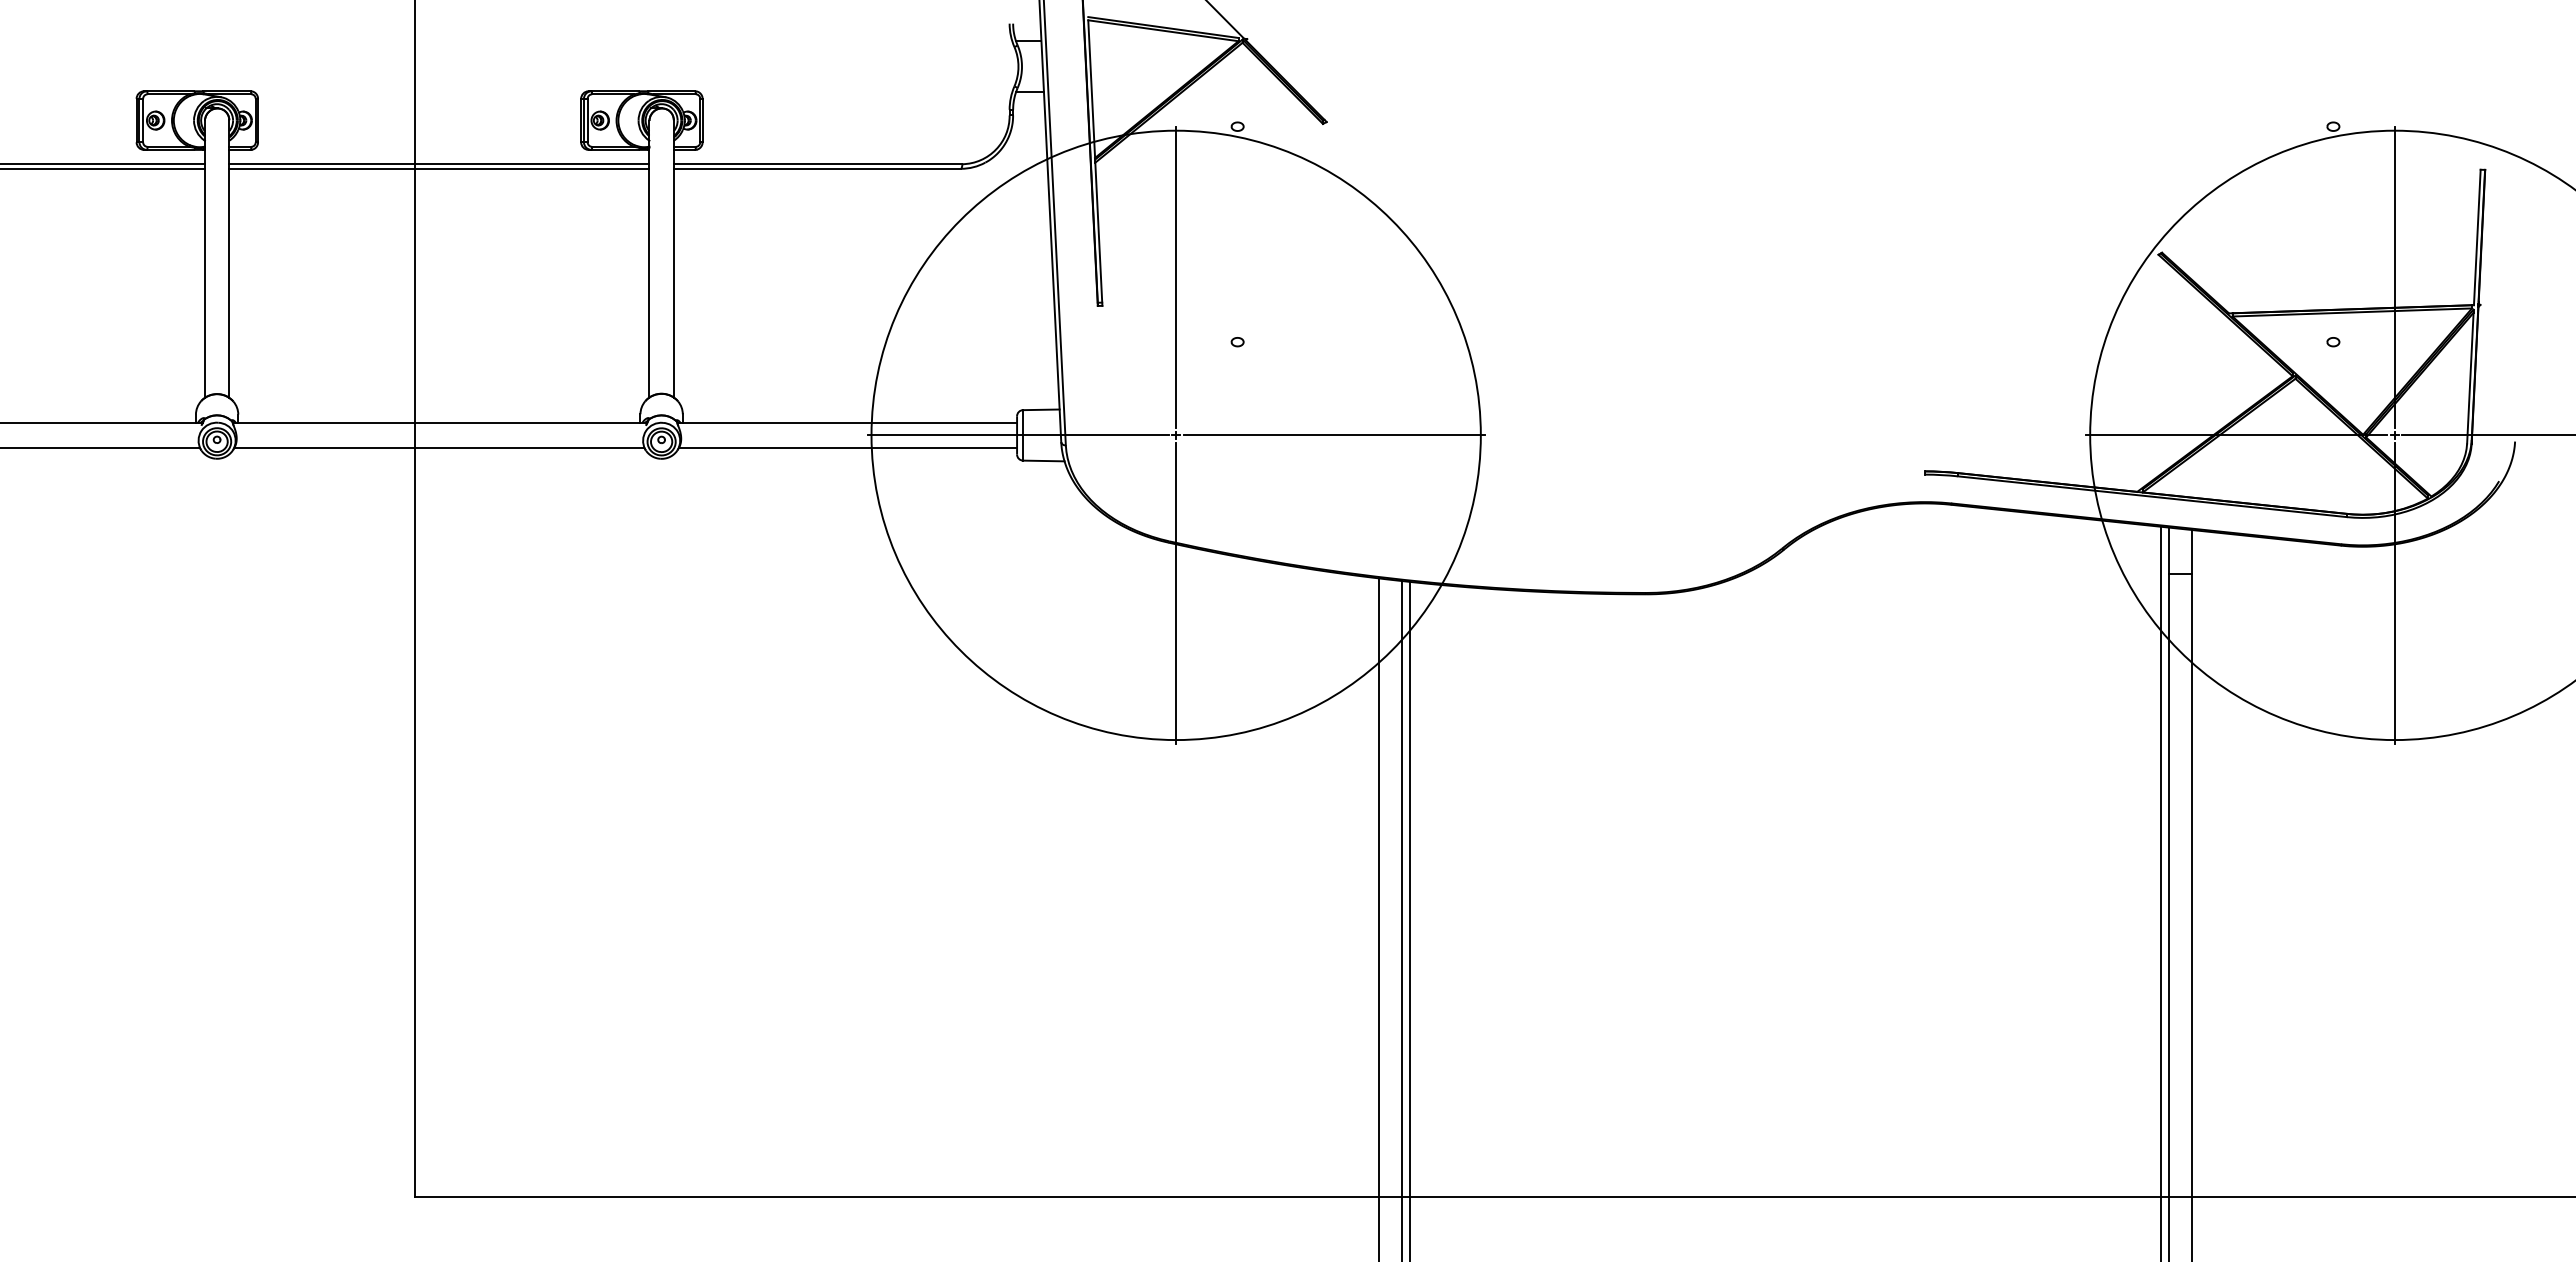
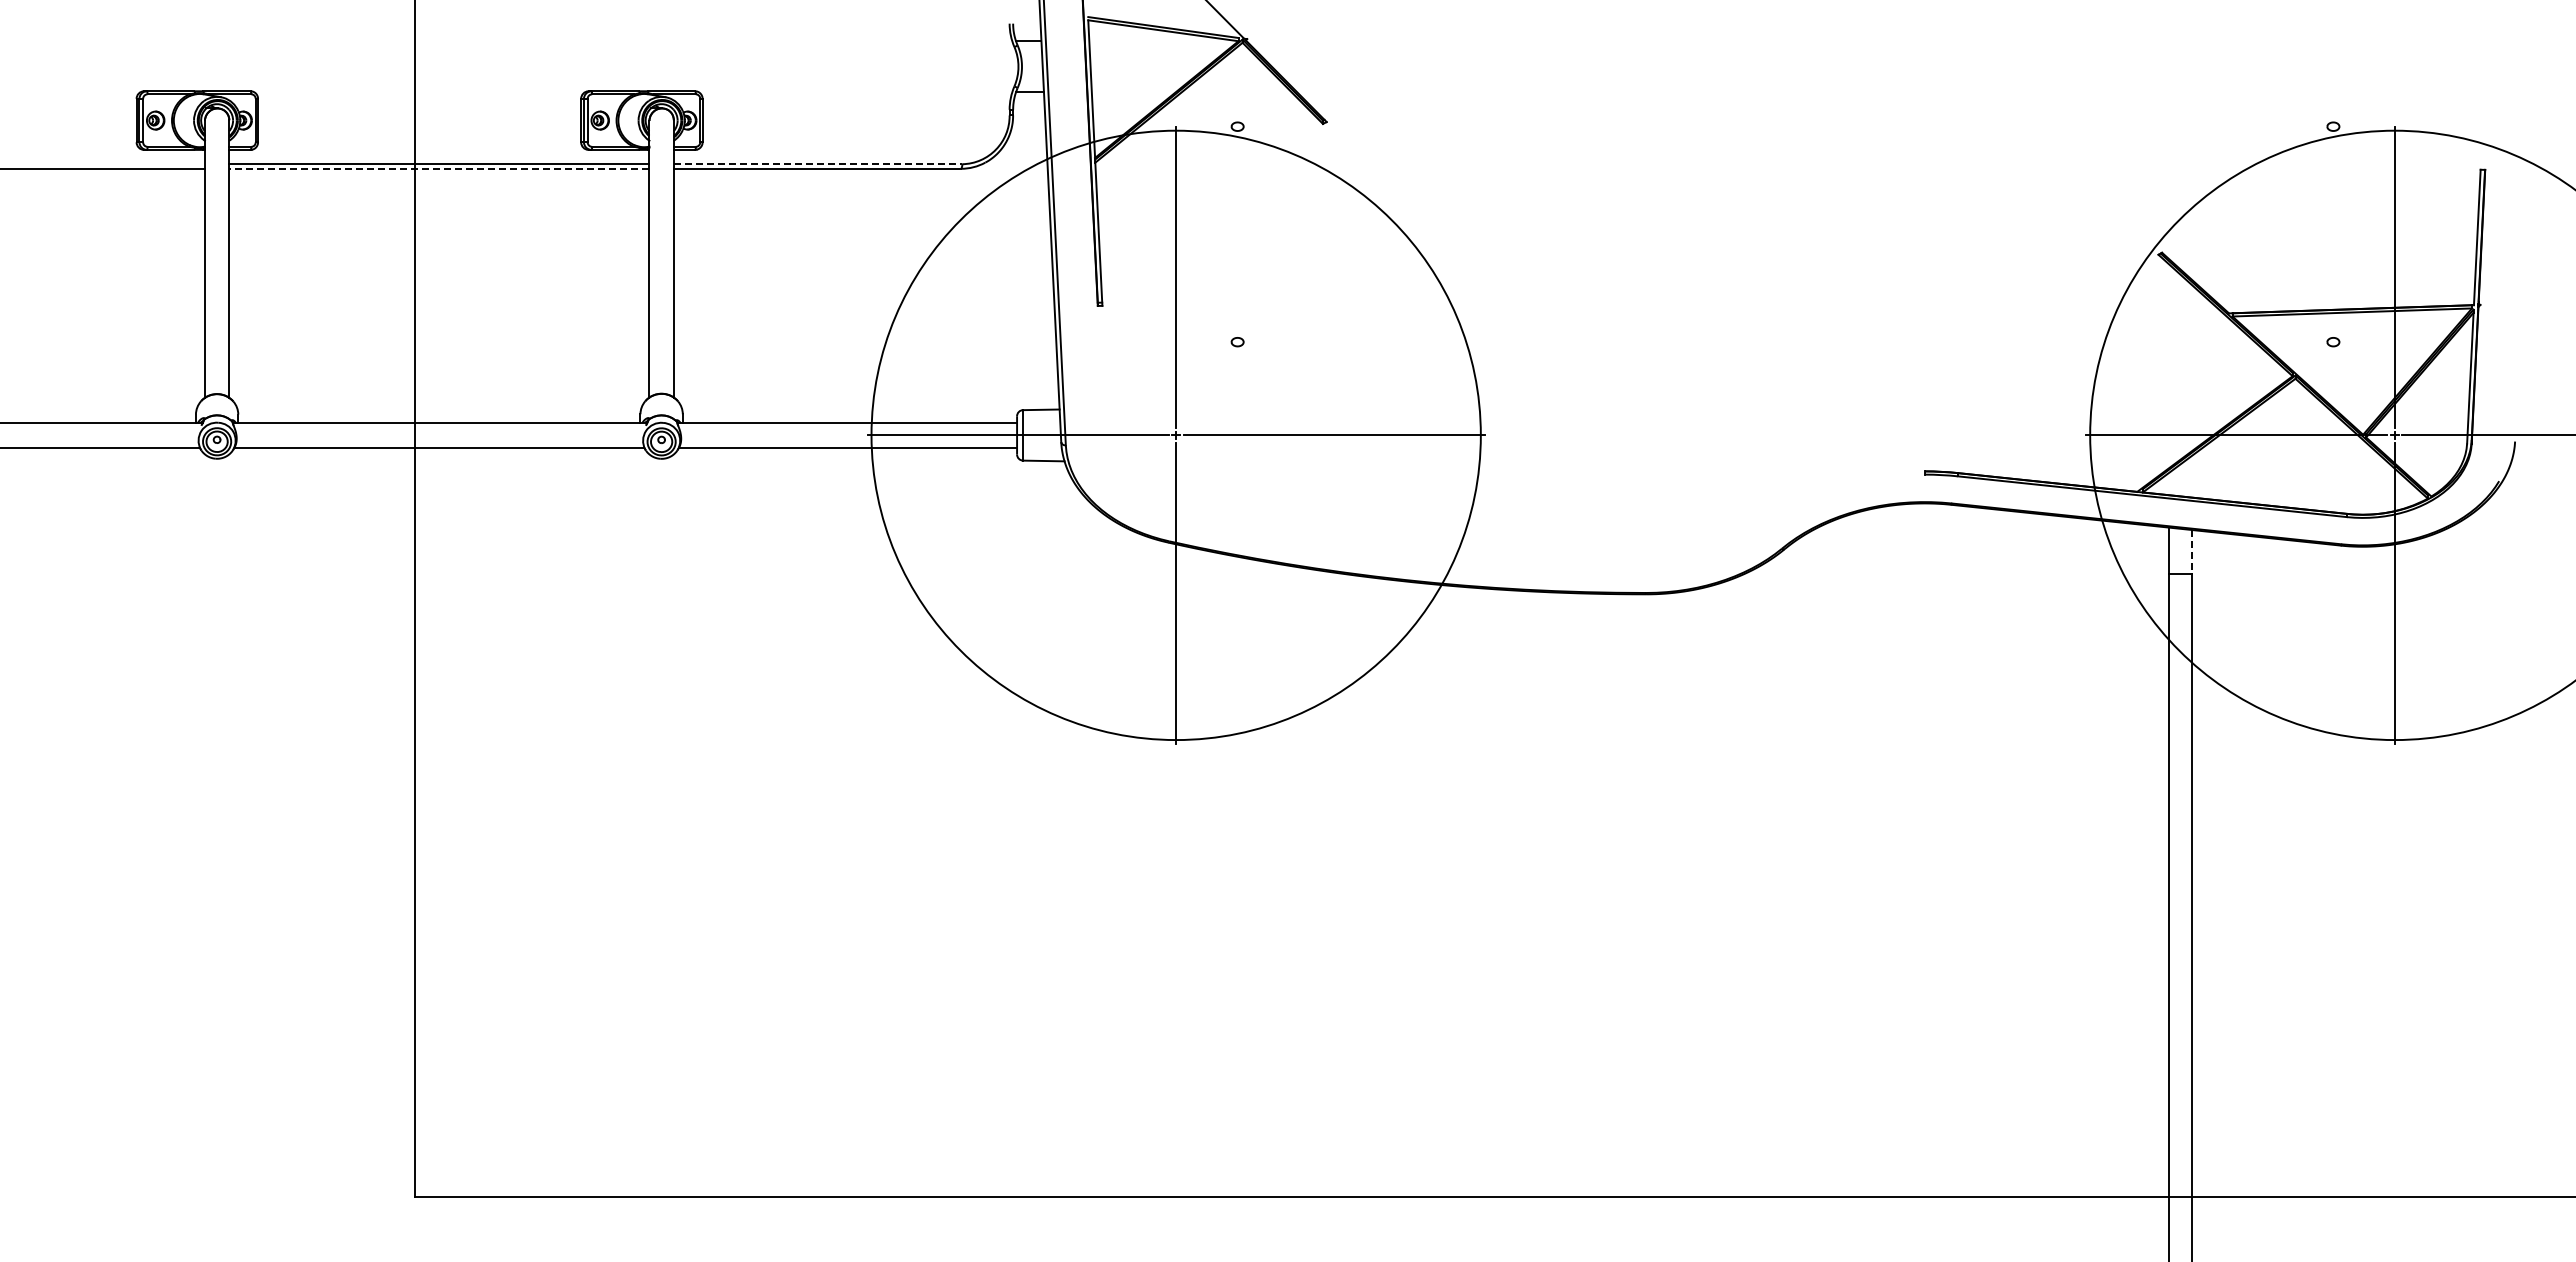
line: present -> none (103, 164)
line: solid -> dashed (818, 164)
line: solid -> dashed (438, 168)
line: solid -> dashed (2192, 551)
line: present -> none (2161, 892)
line: present -> none (1378, 918)
line: present -> none (1401, 919)
line: present -> none (1410, 919)
